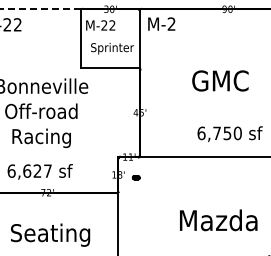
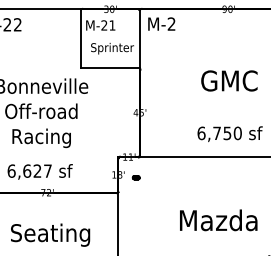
line: dashed -> solid (40, 9)
text: M-22 -> M-21 (112, 25)
text position: (220, 80) -> (229, 80) (229, 80)
